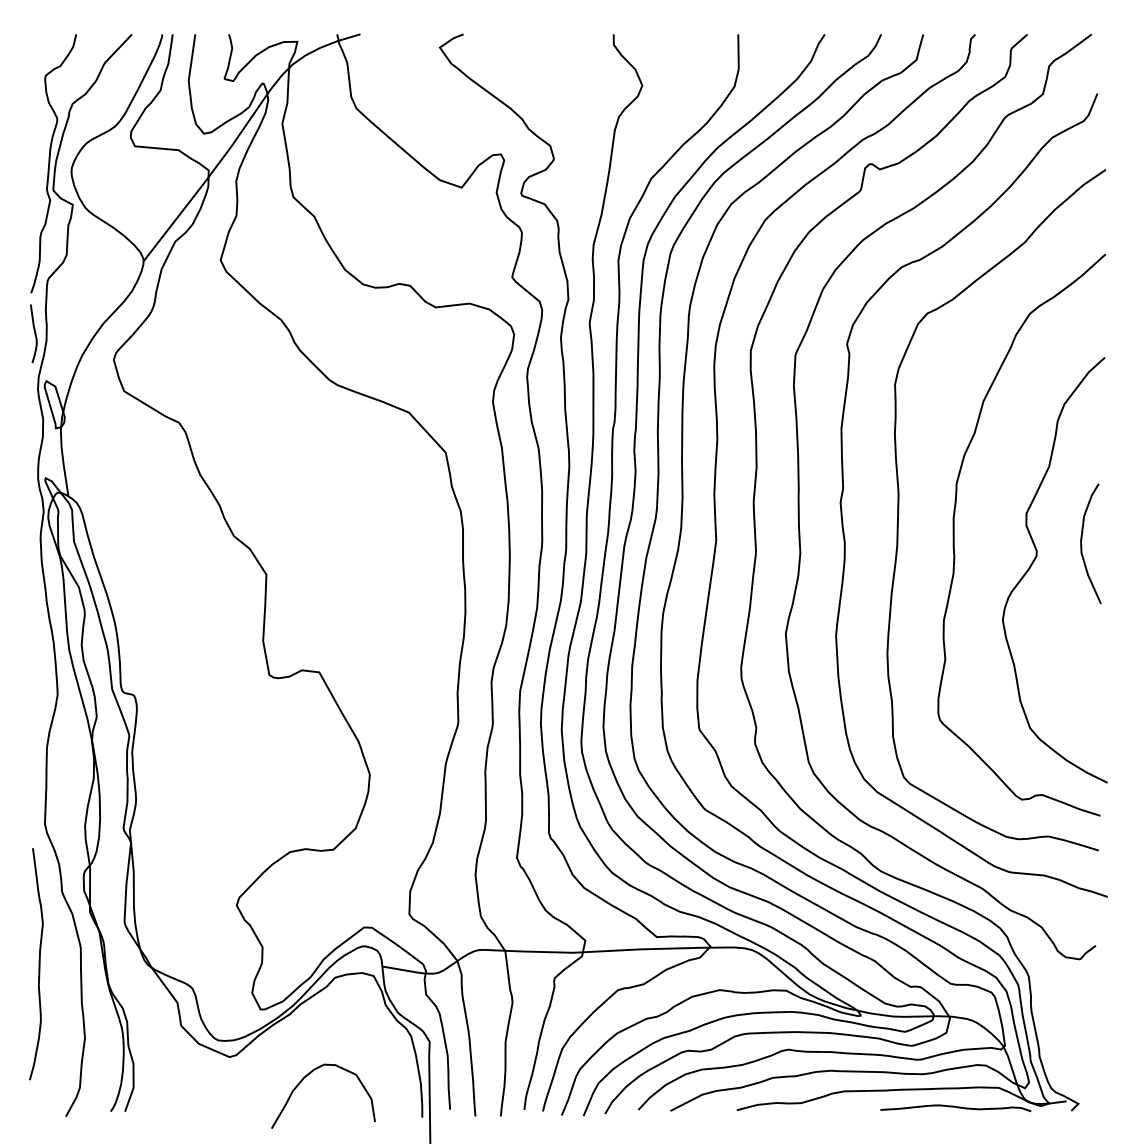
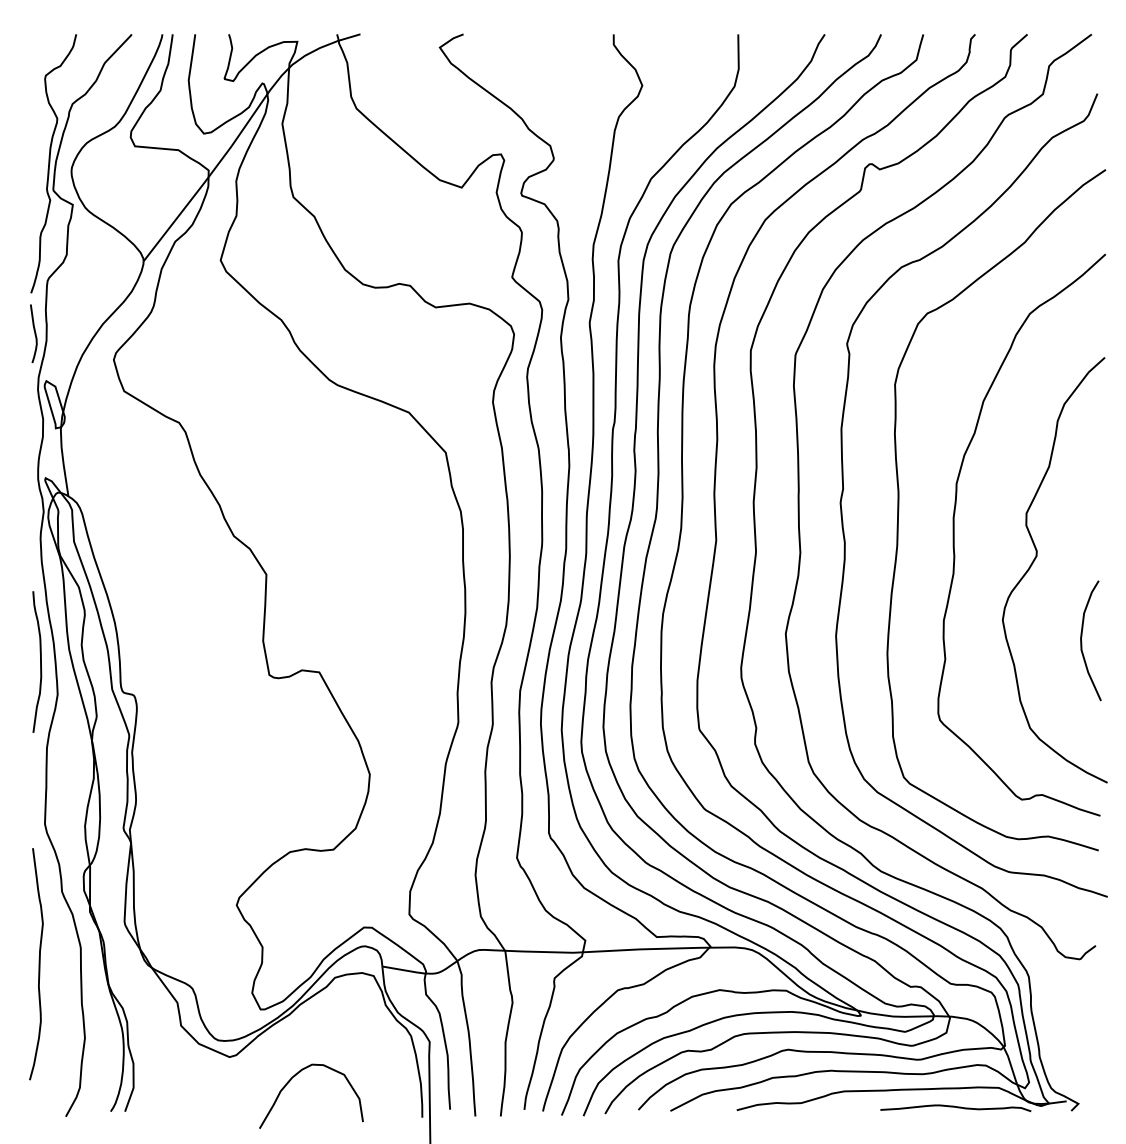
curve position: (1082, 544) -> (1082, 641) (1082, 641)
curve: none -> present (40, 661)
curve position: (306, 1077) -> (294, 1077) (294, 1077)
